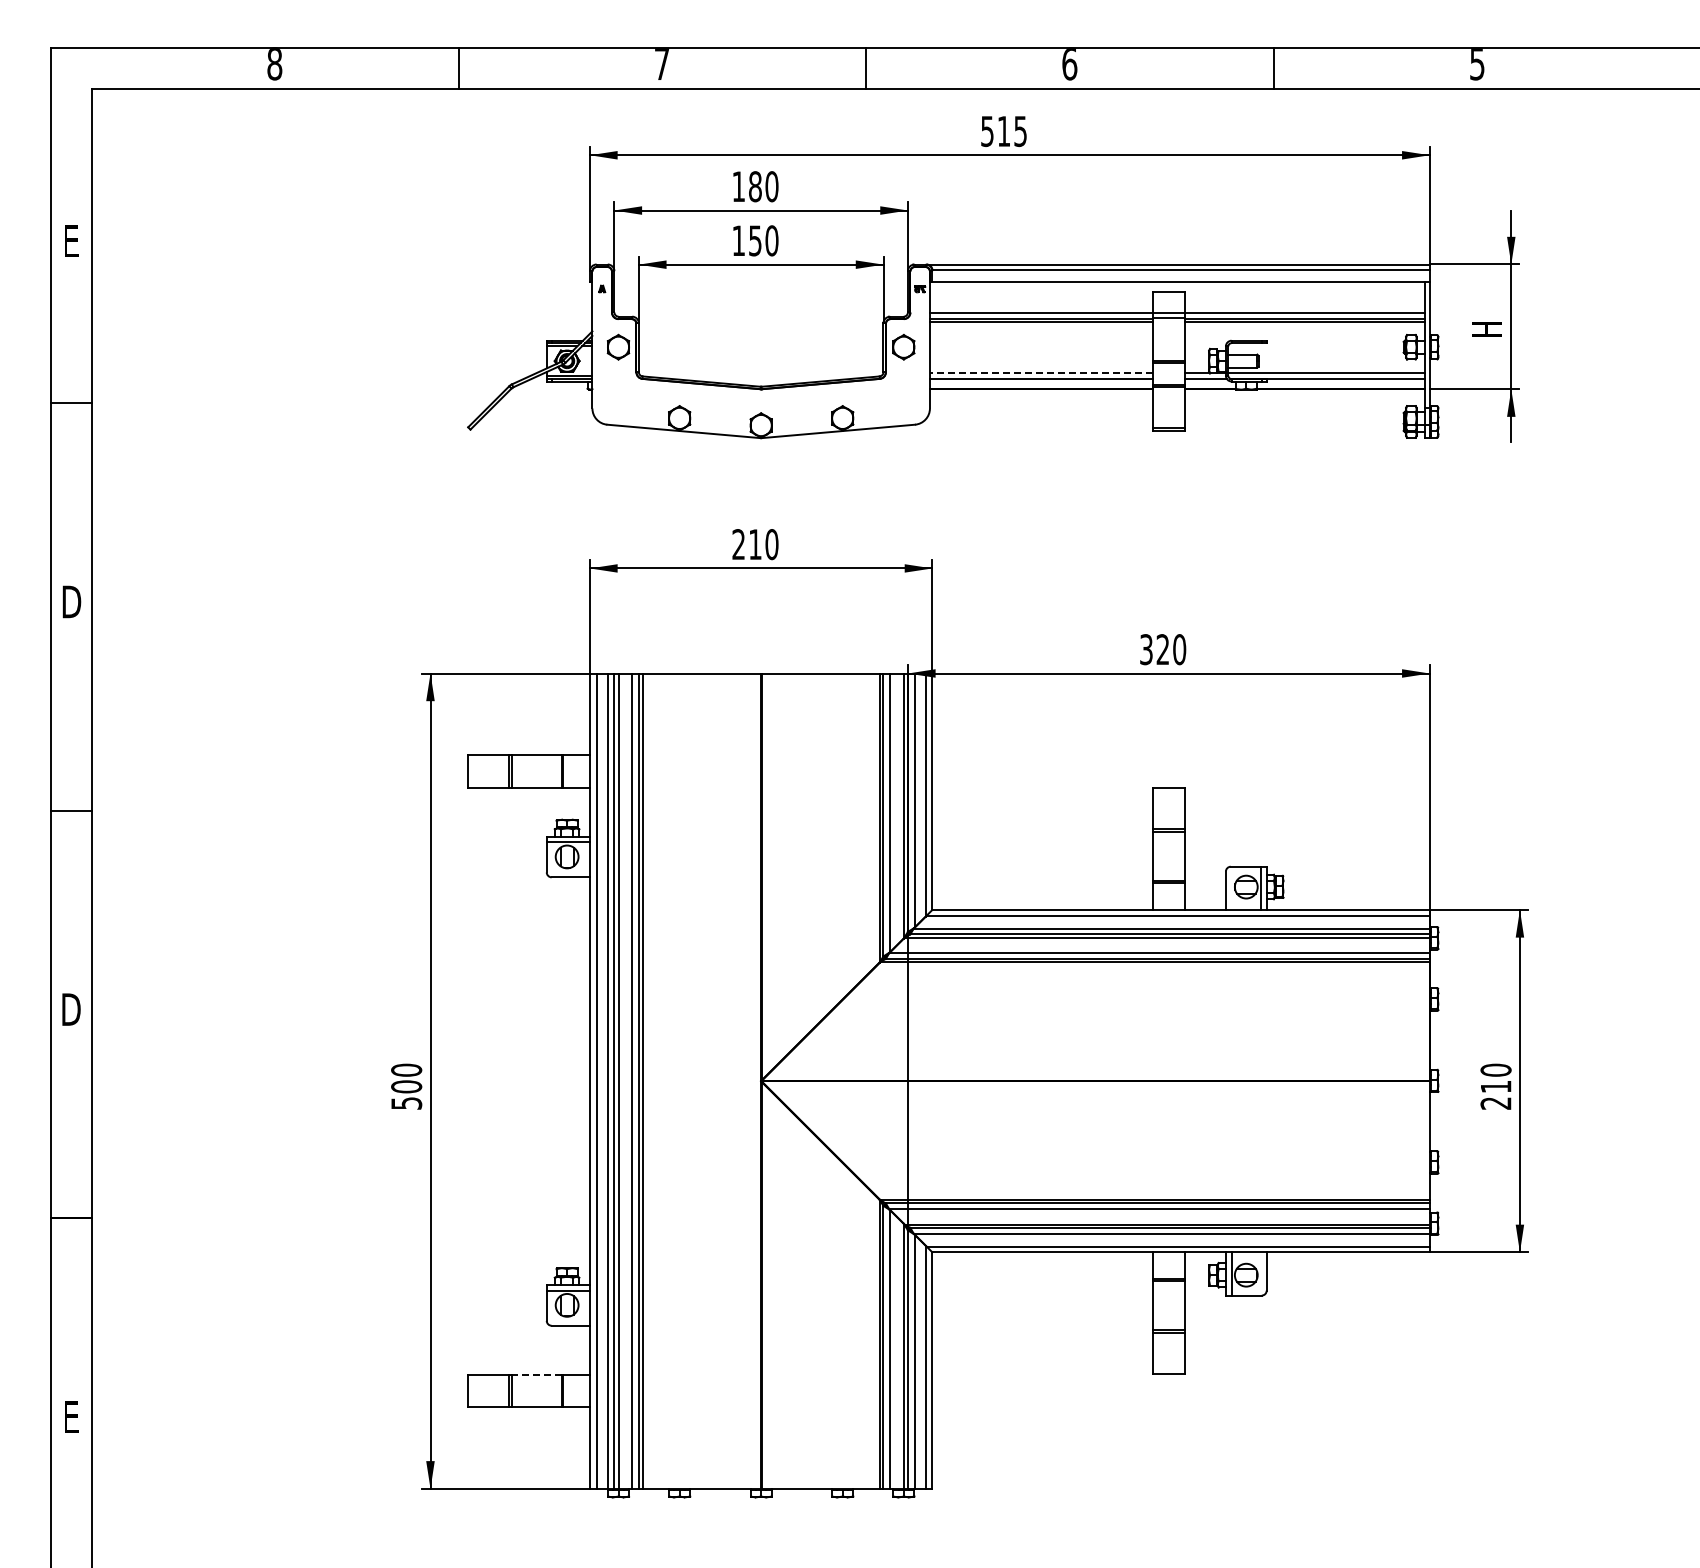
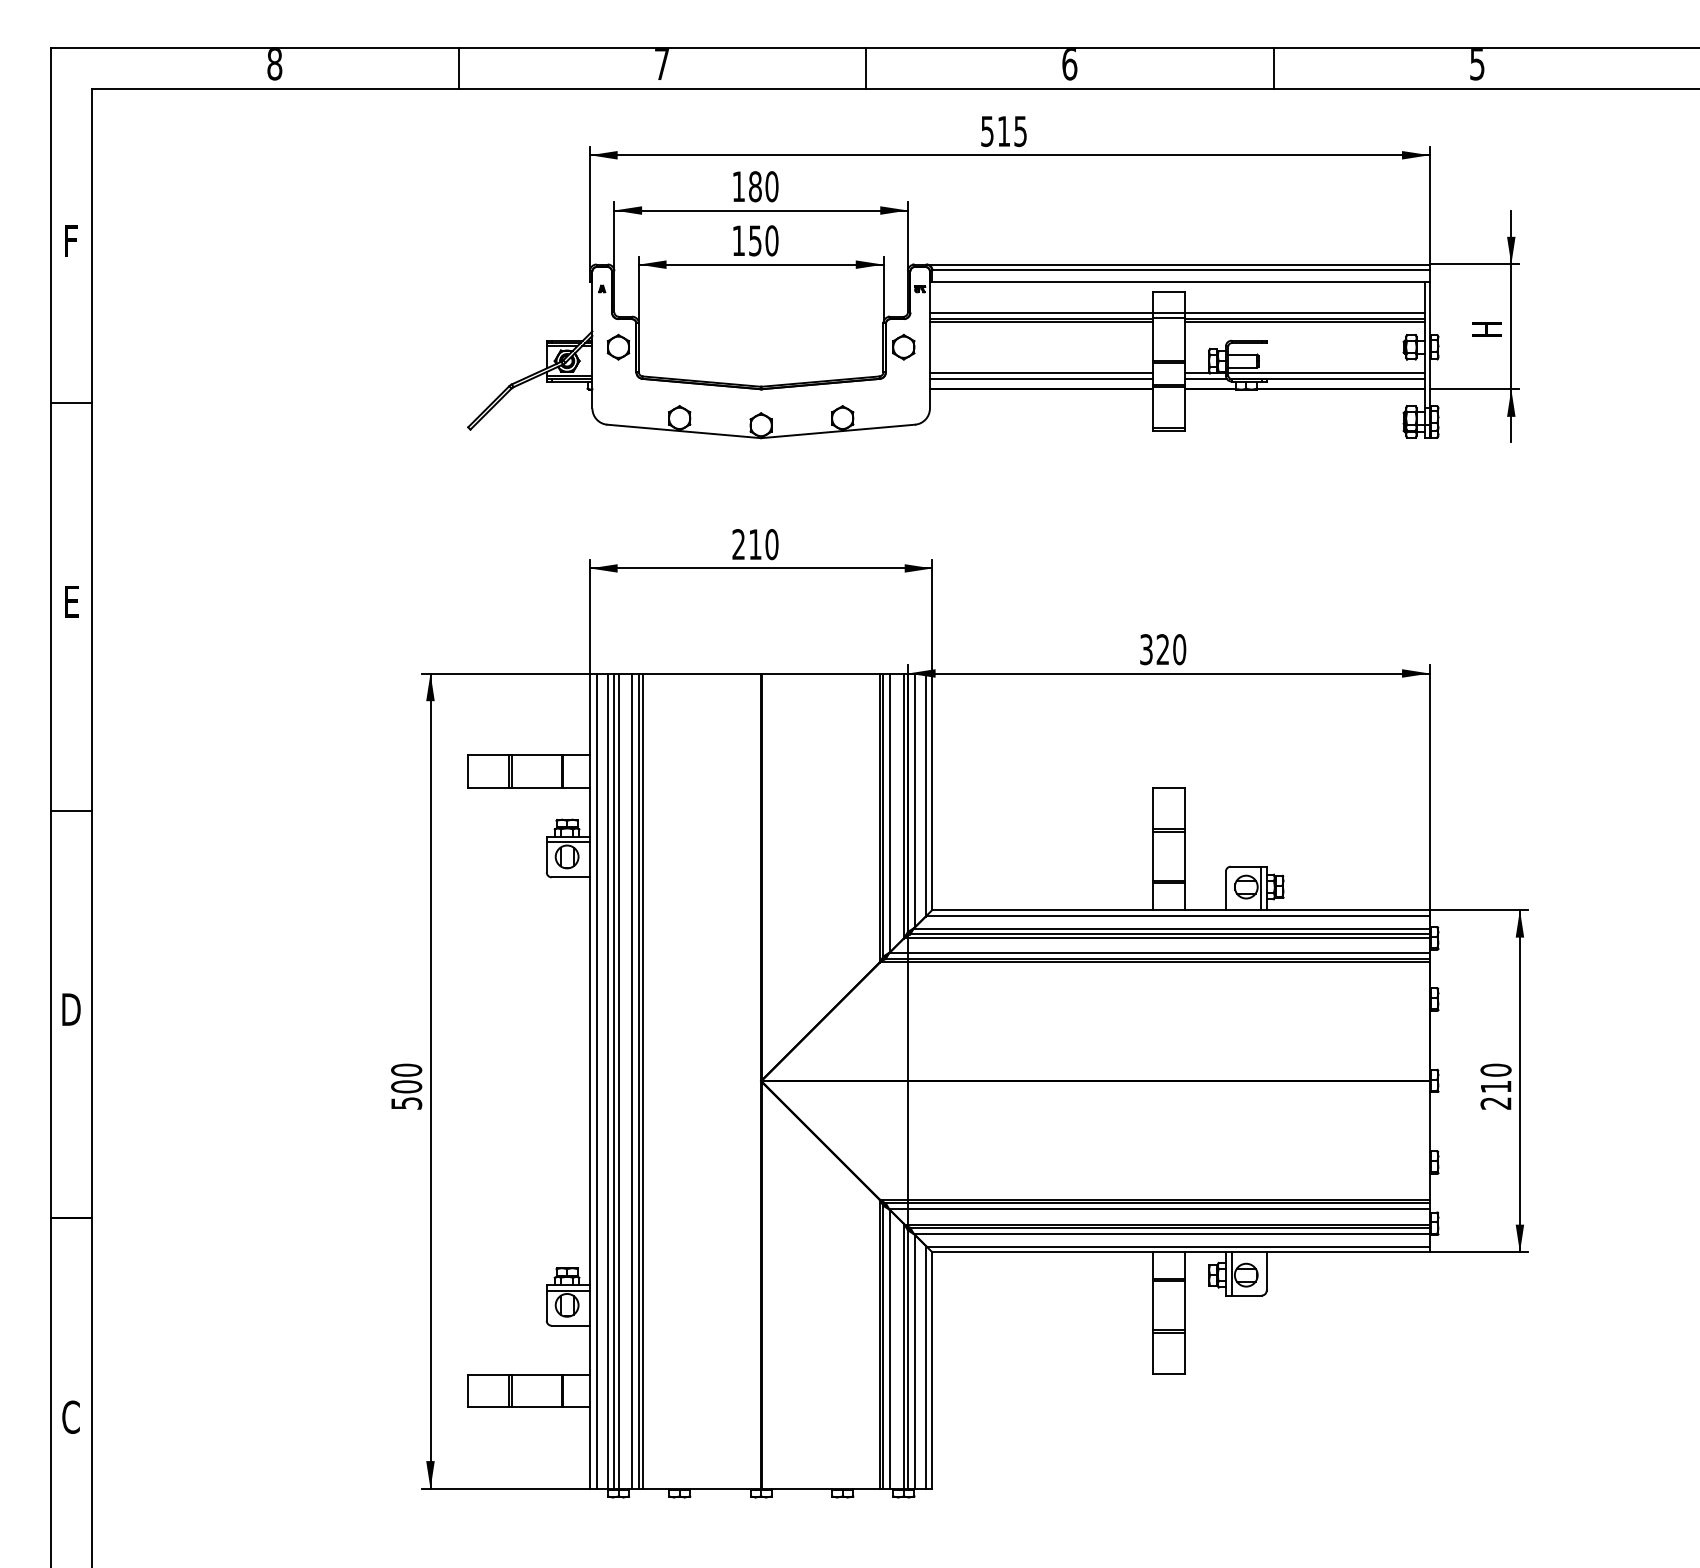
text: E -> F (72, 242)
line: dashed -> solid (1040, 373)
text: D -> E (71, 601)
line: dashed -> solid (536, 1374)
text: E -> C (70, 1416)
